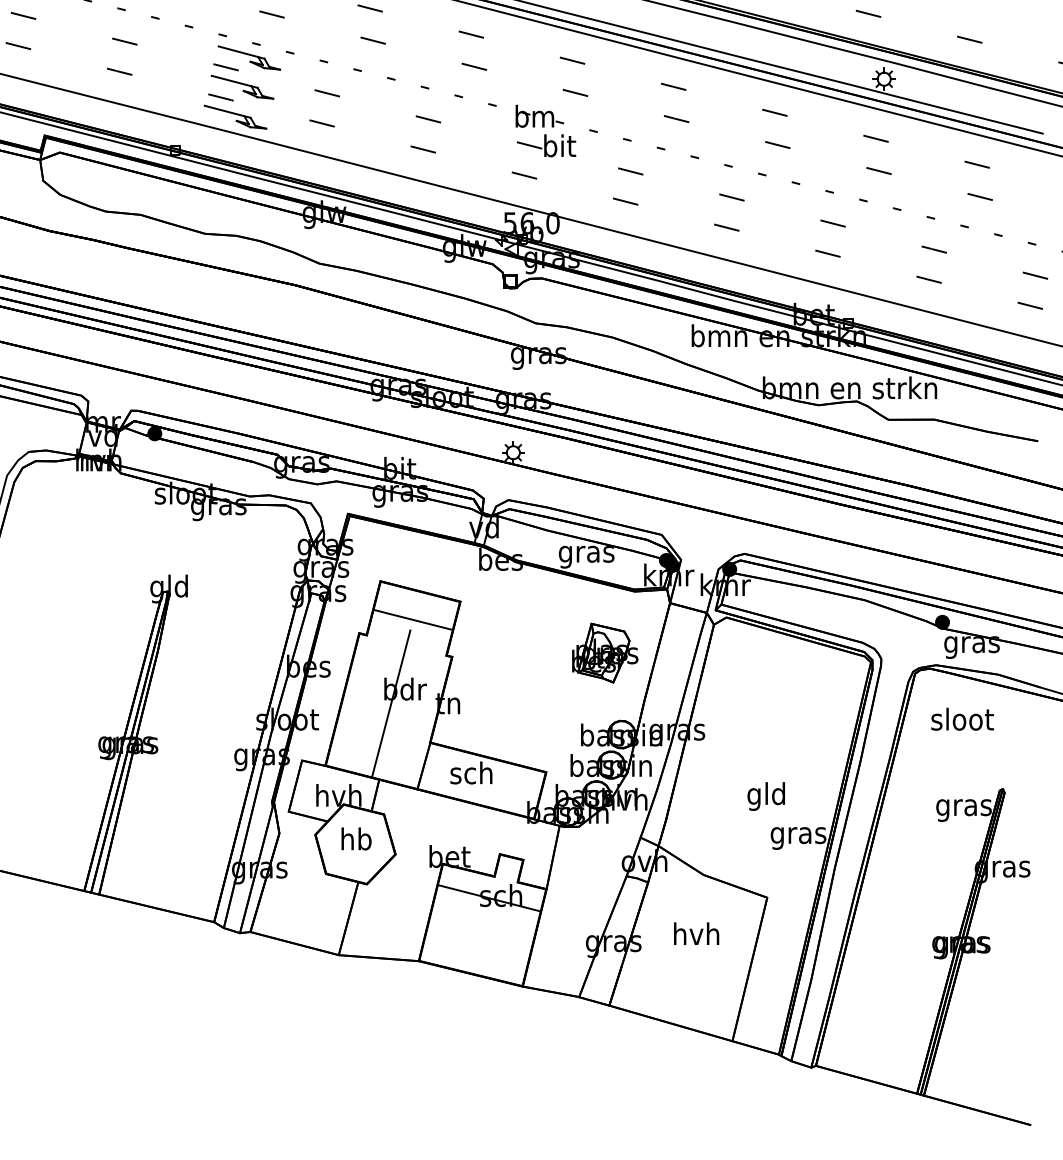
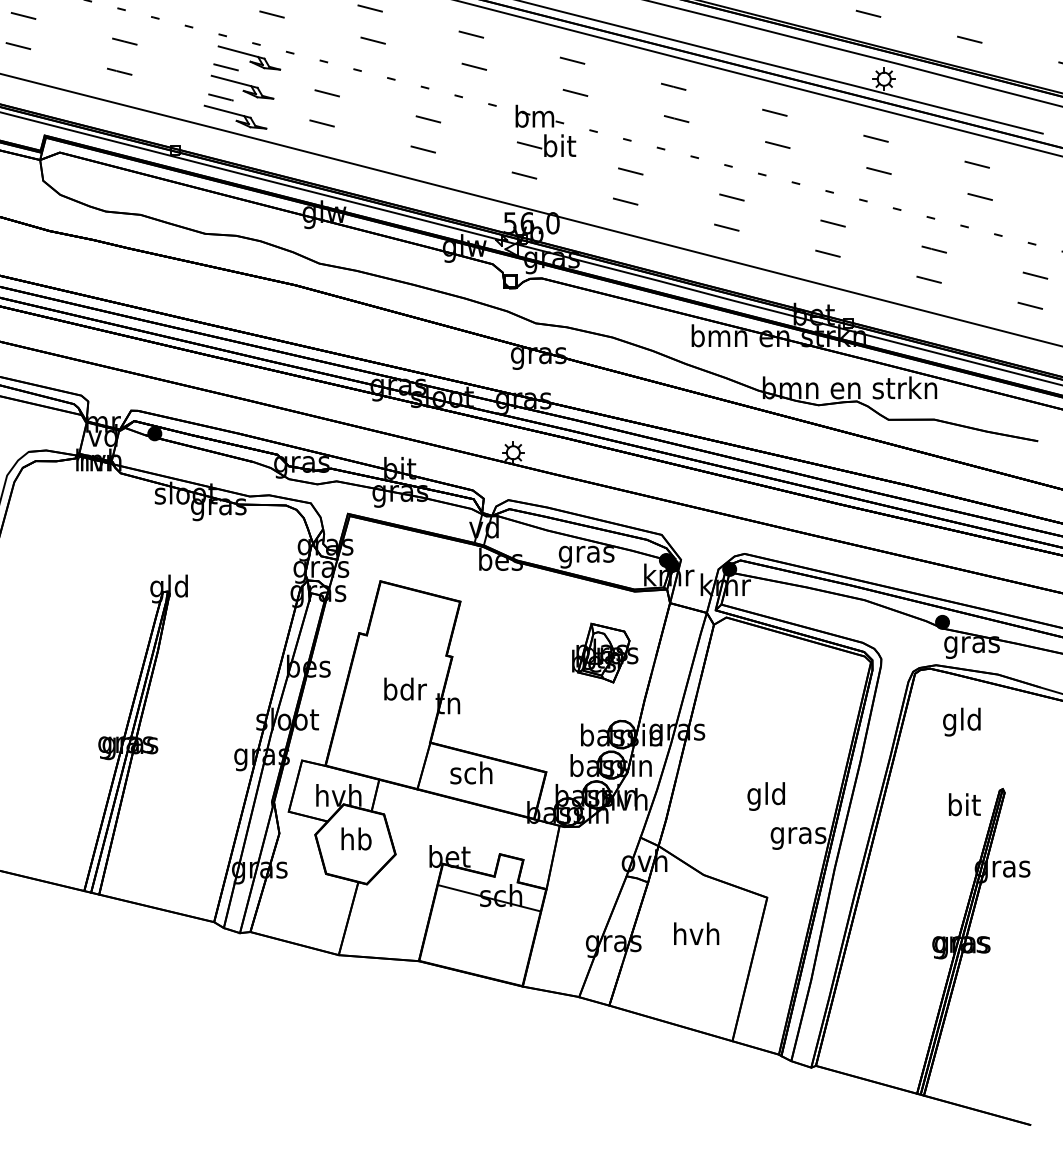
line: present -> none (412, 619)
line: present -> none (391, 703)
text: sloot -> gld (962, 721)
text: gras -> bit (963, 807)
